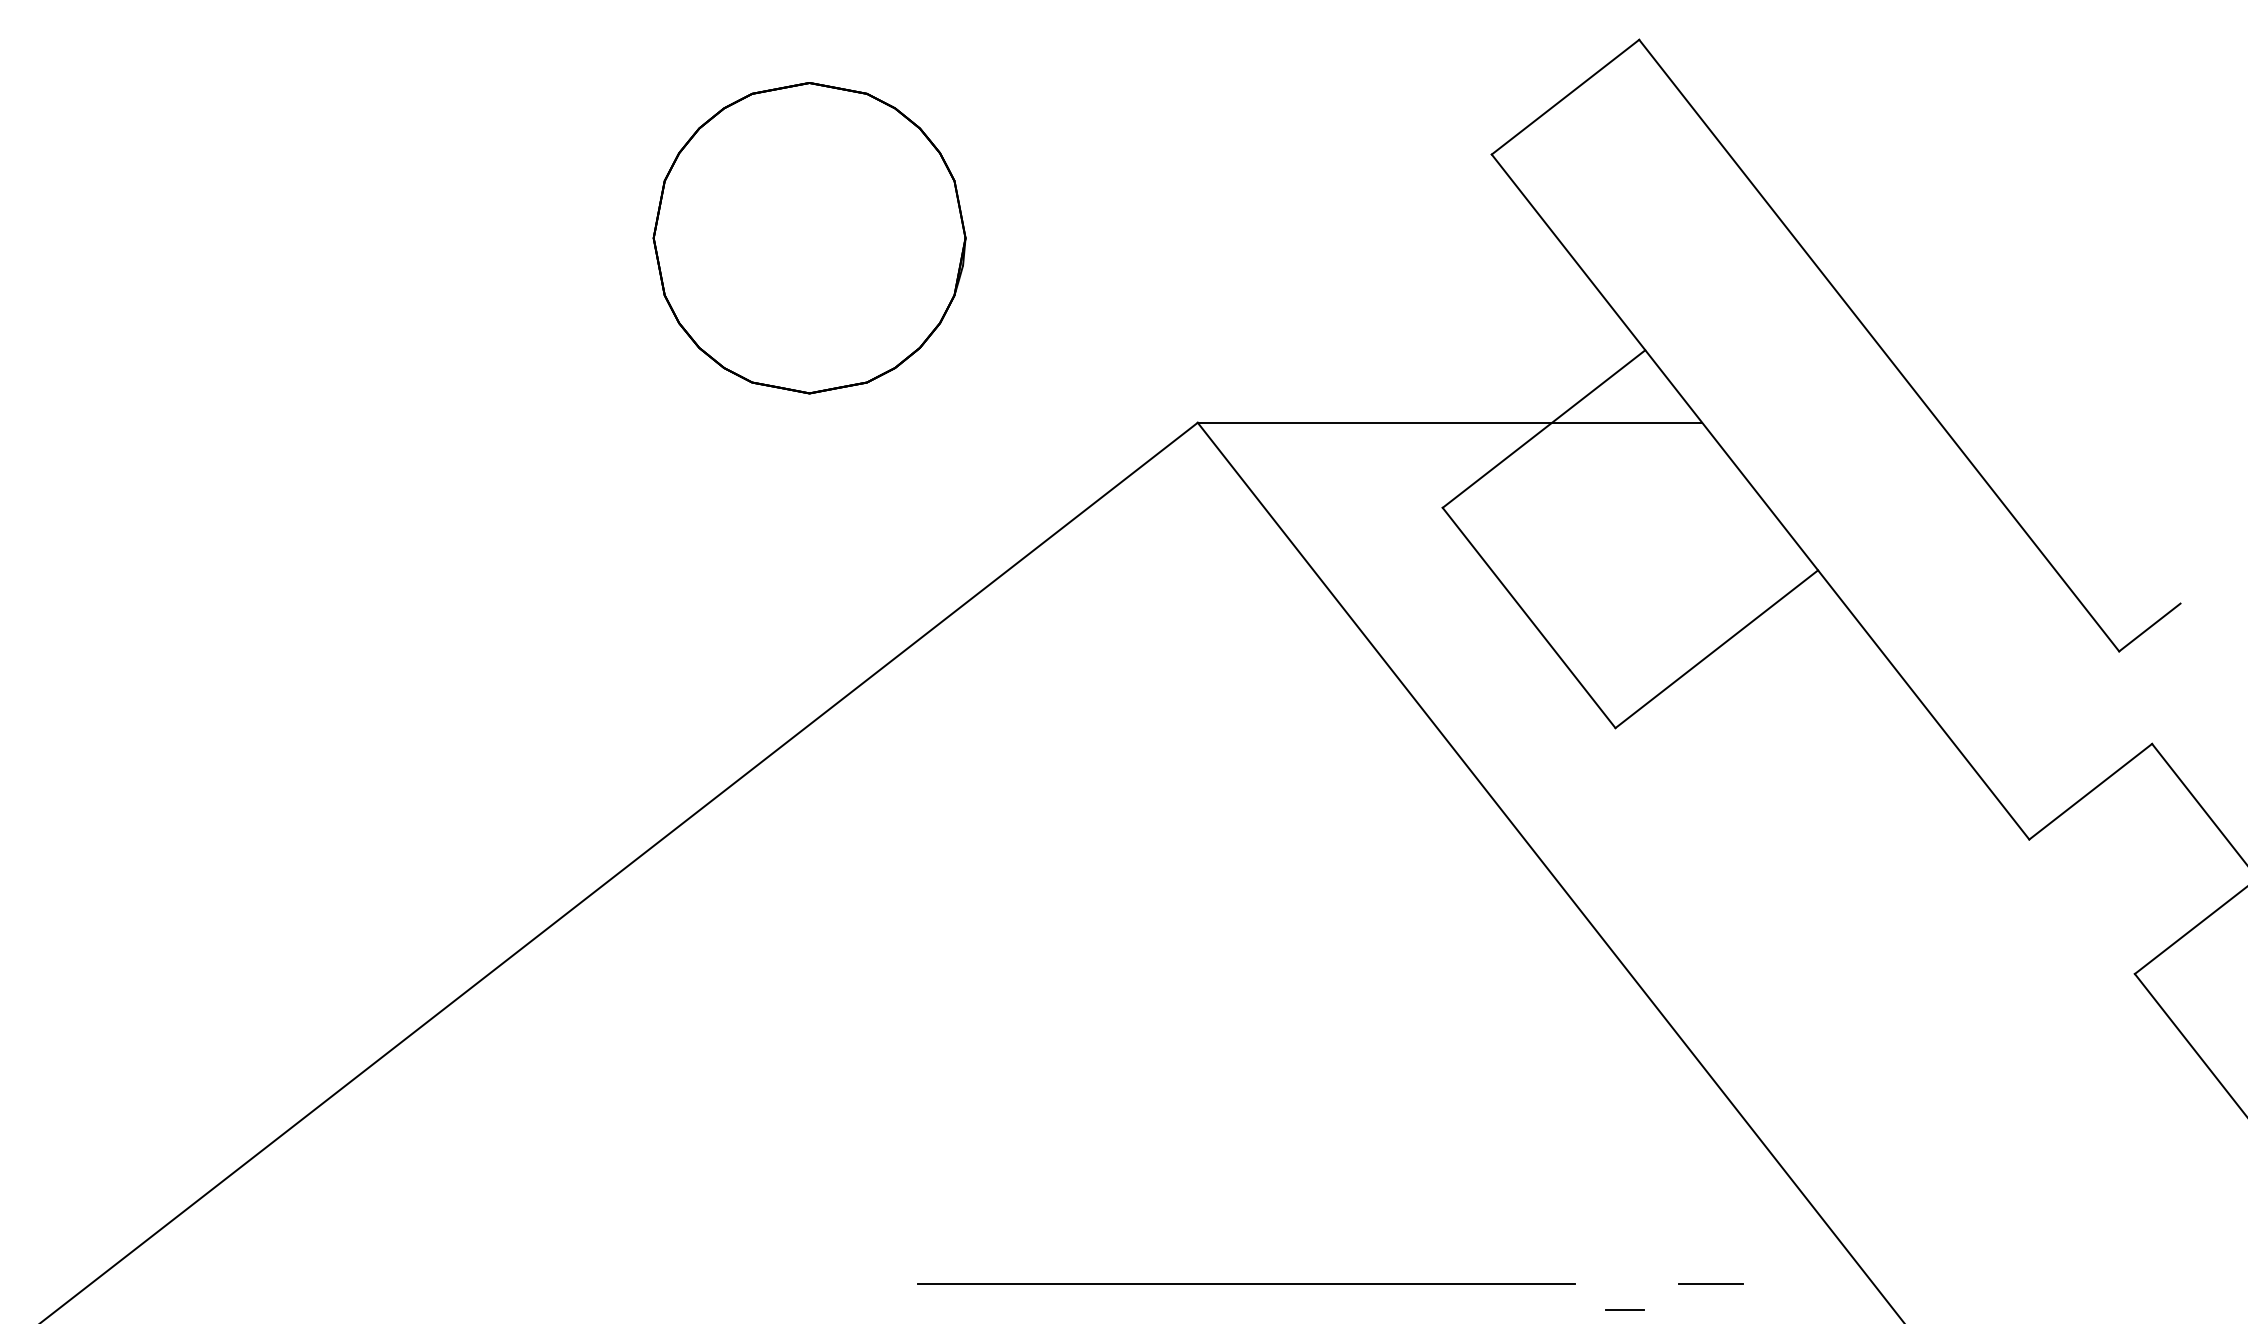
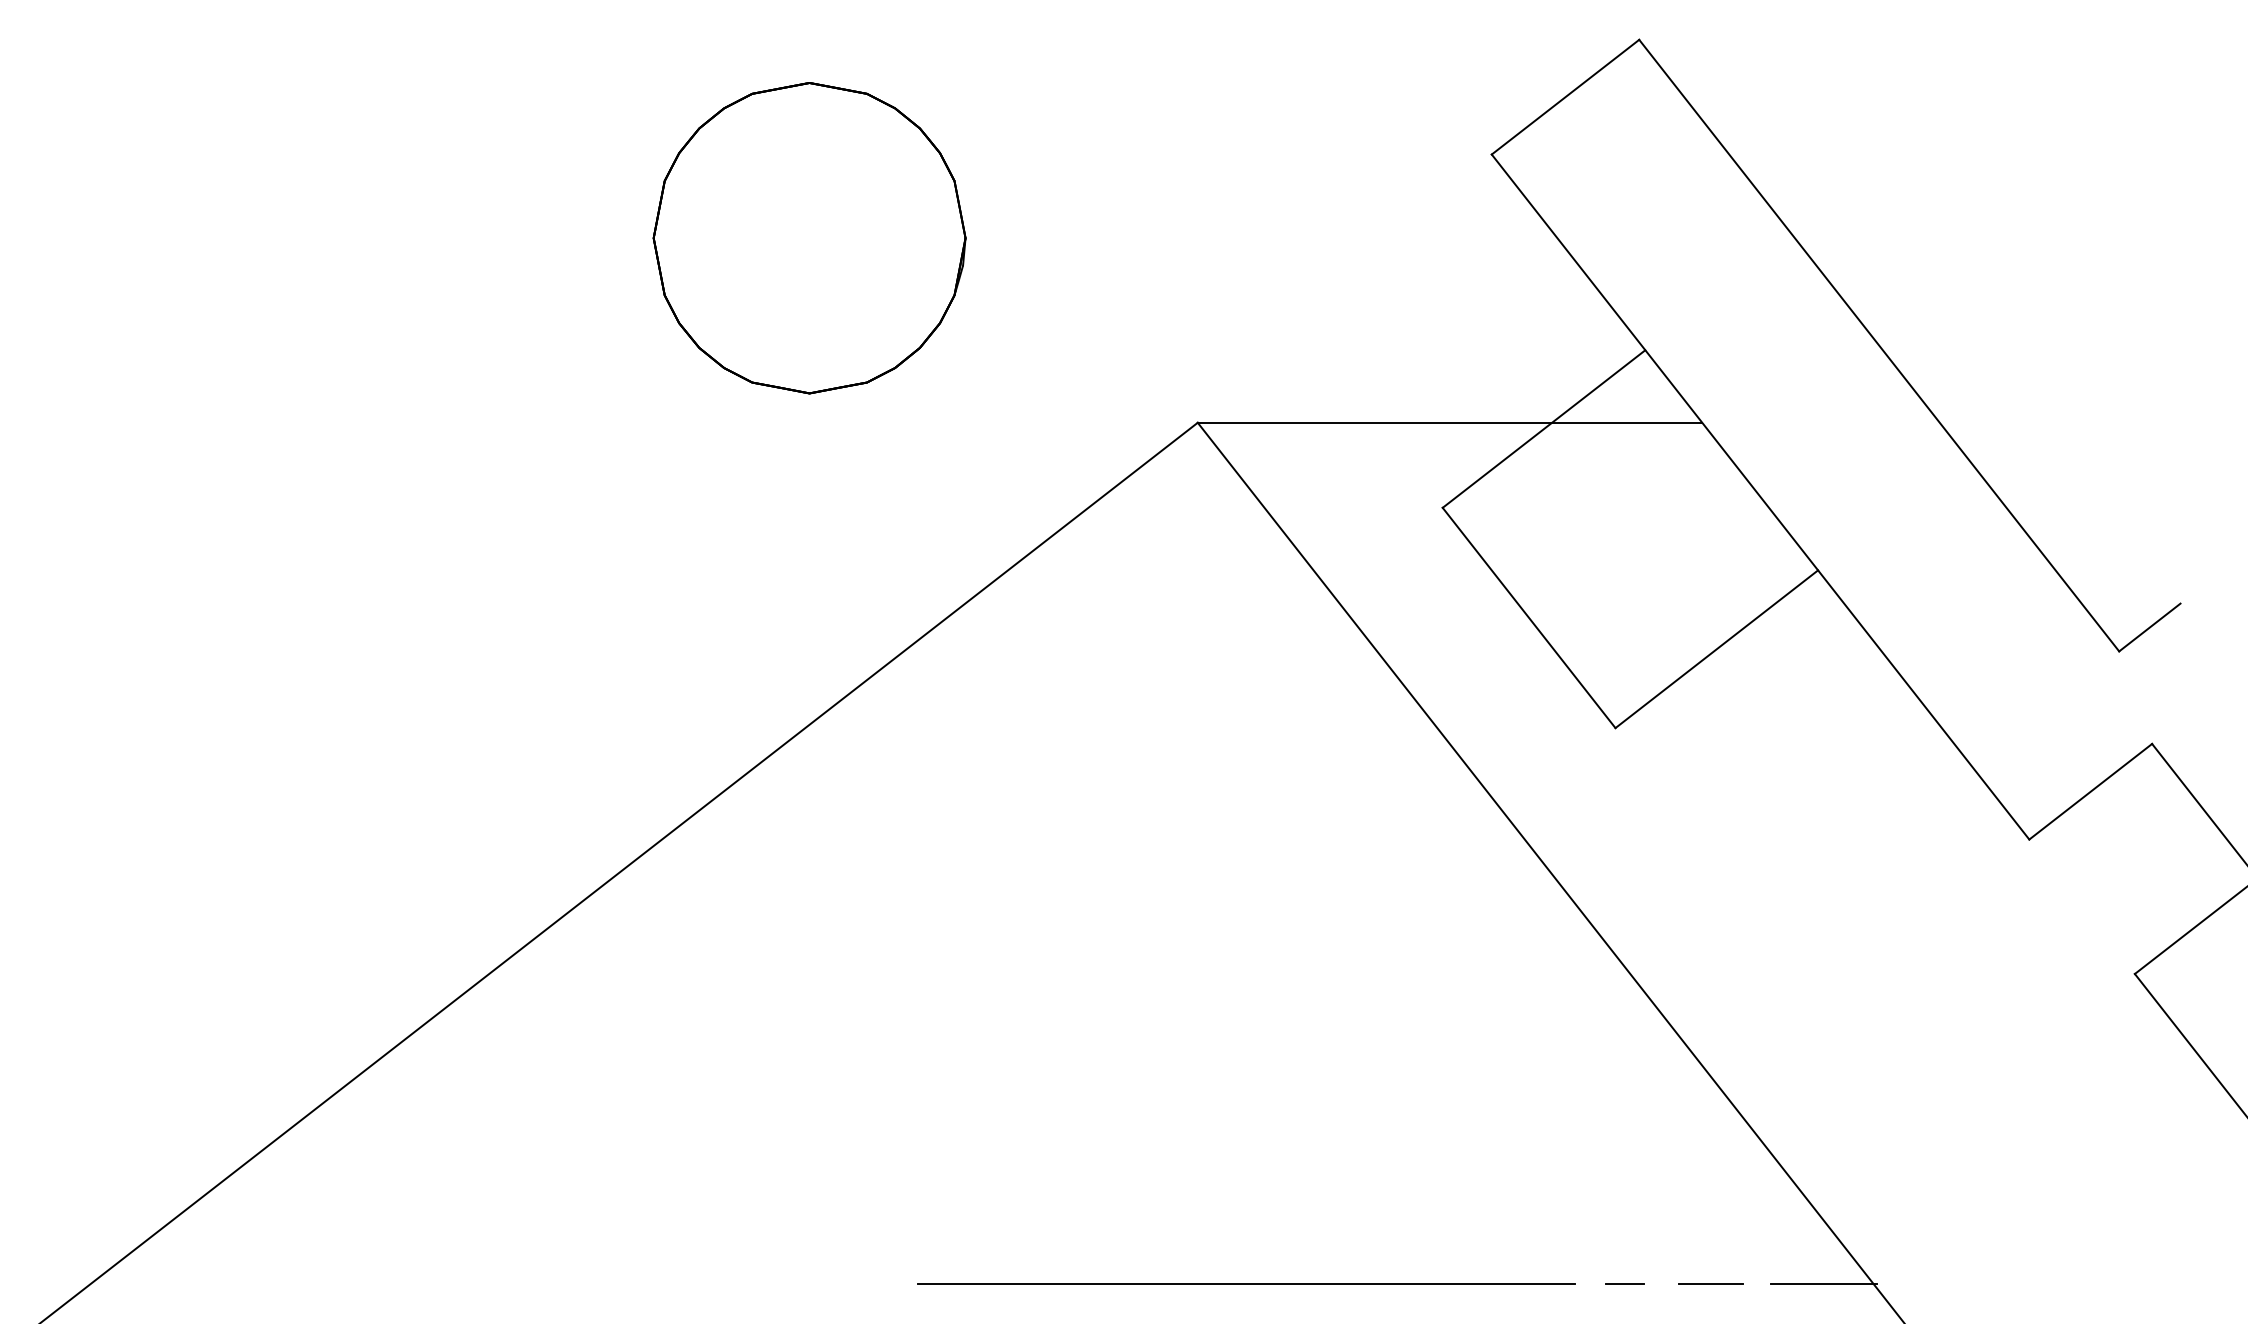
line: none -> present (1823, 1284)
line position: (1624, 1309) -> (1624, 1283) (1624, 1283)
